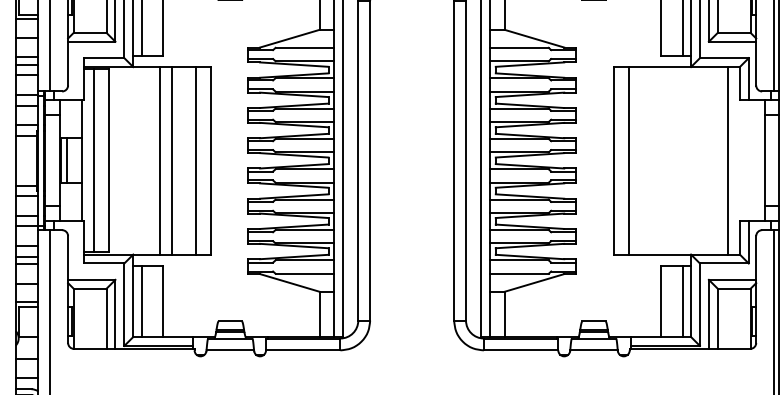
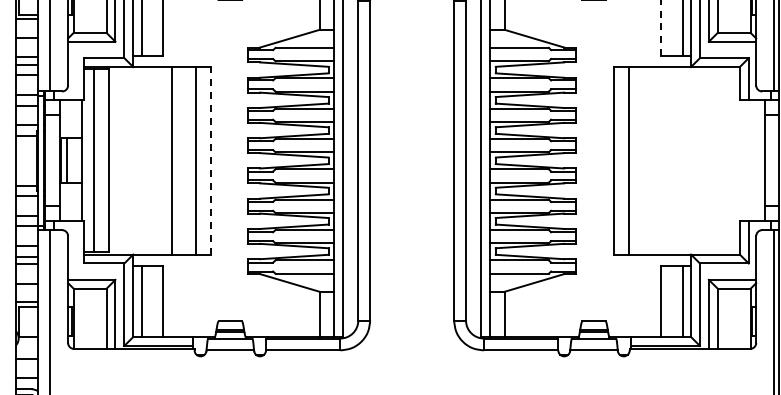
line: solid -> dashed (661, 28)
line: present -> none (160, 160)
line: solid -> dashed (210, 160)
line: present -> none (727, 160)
